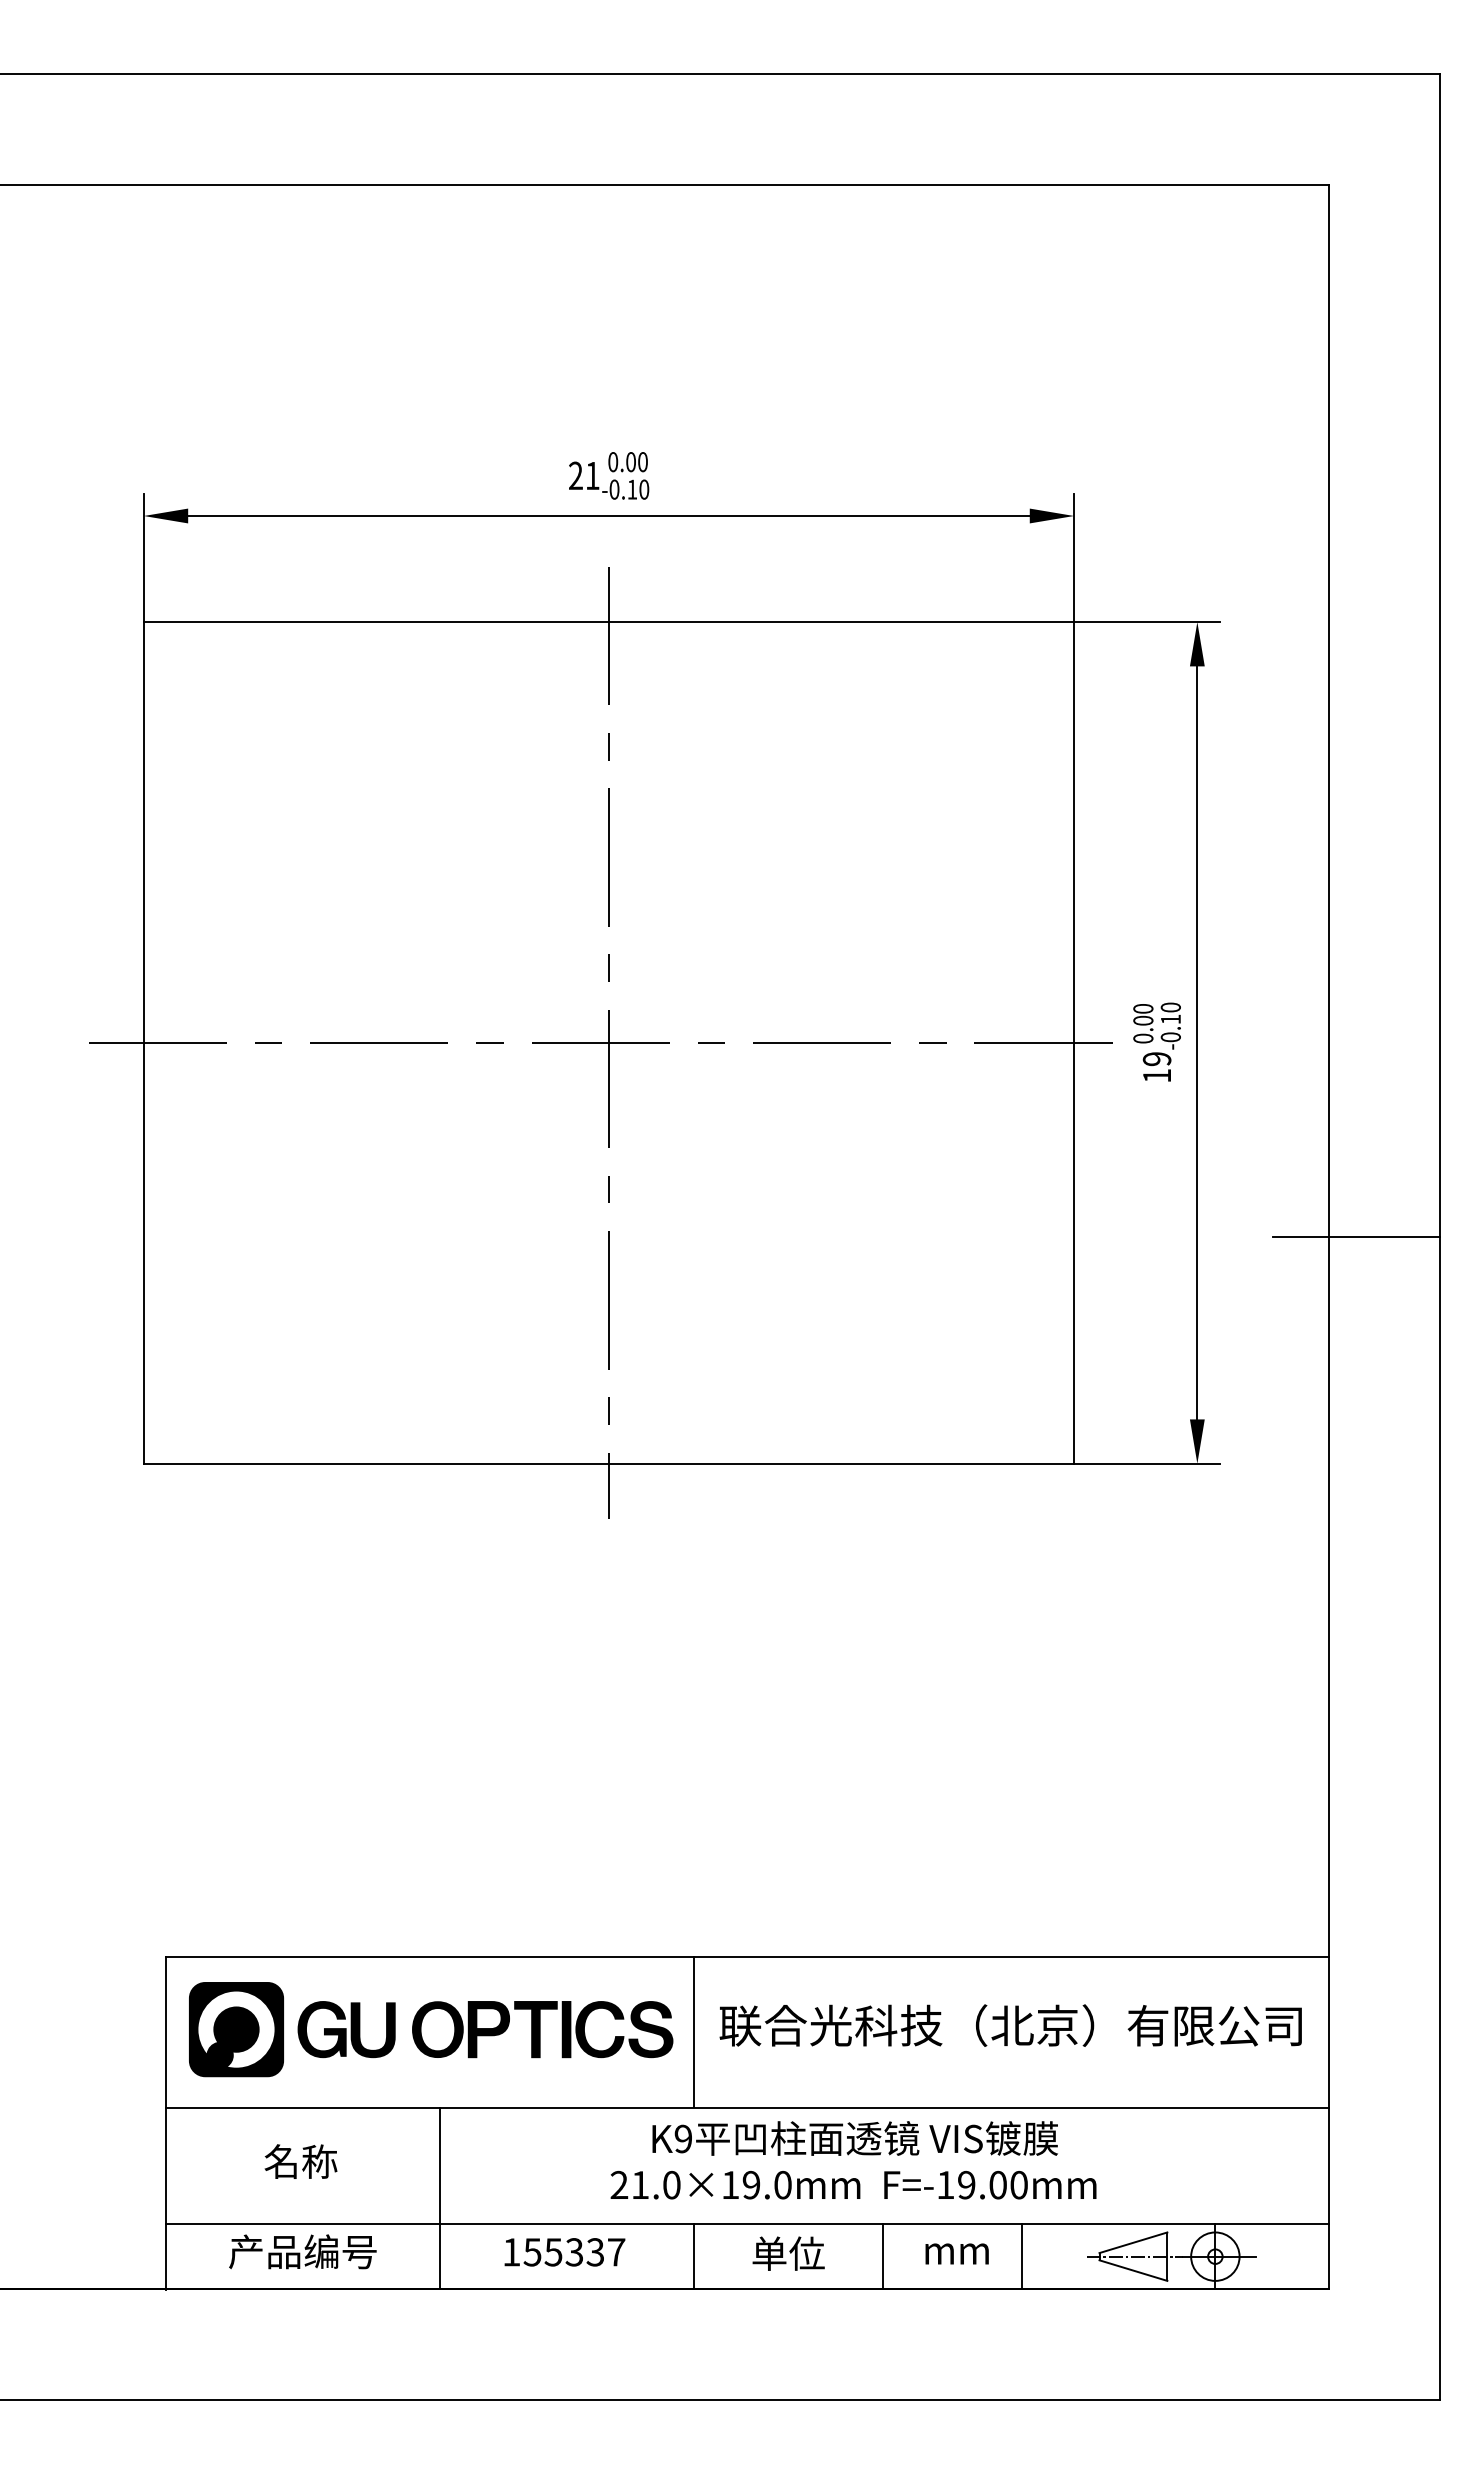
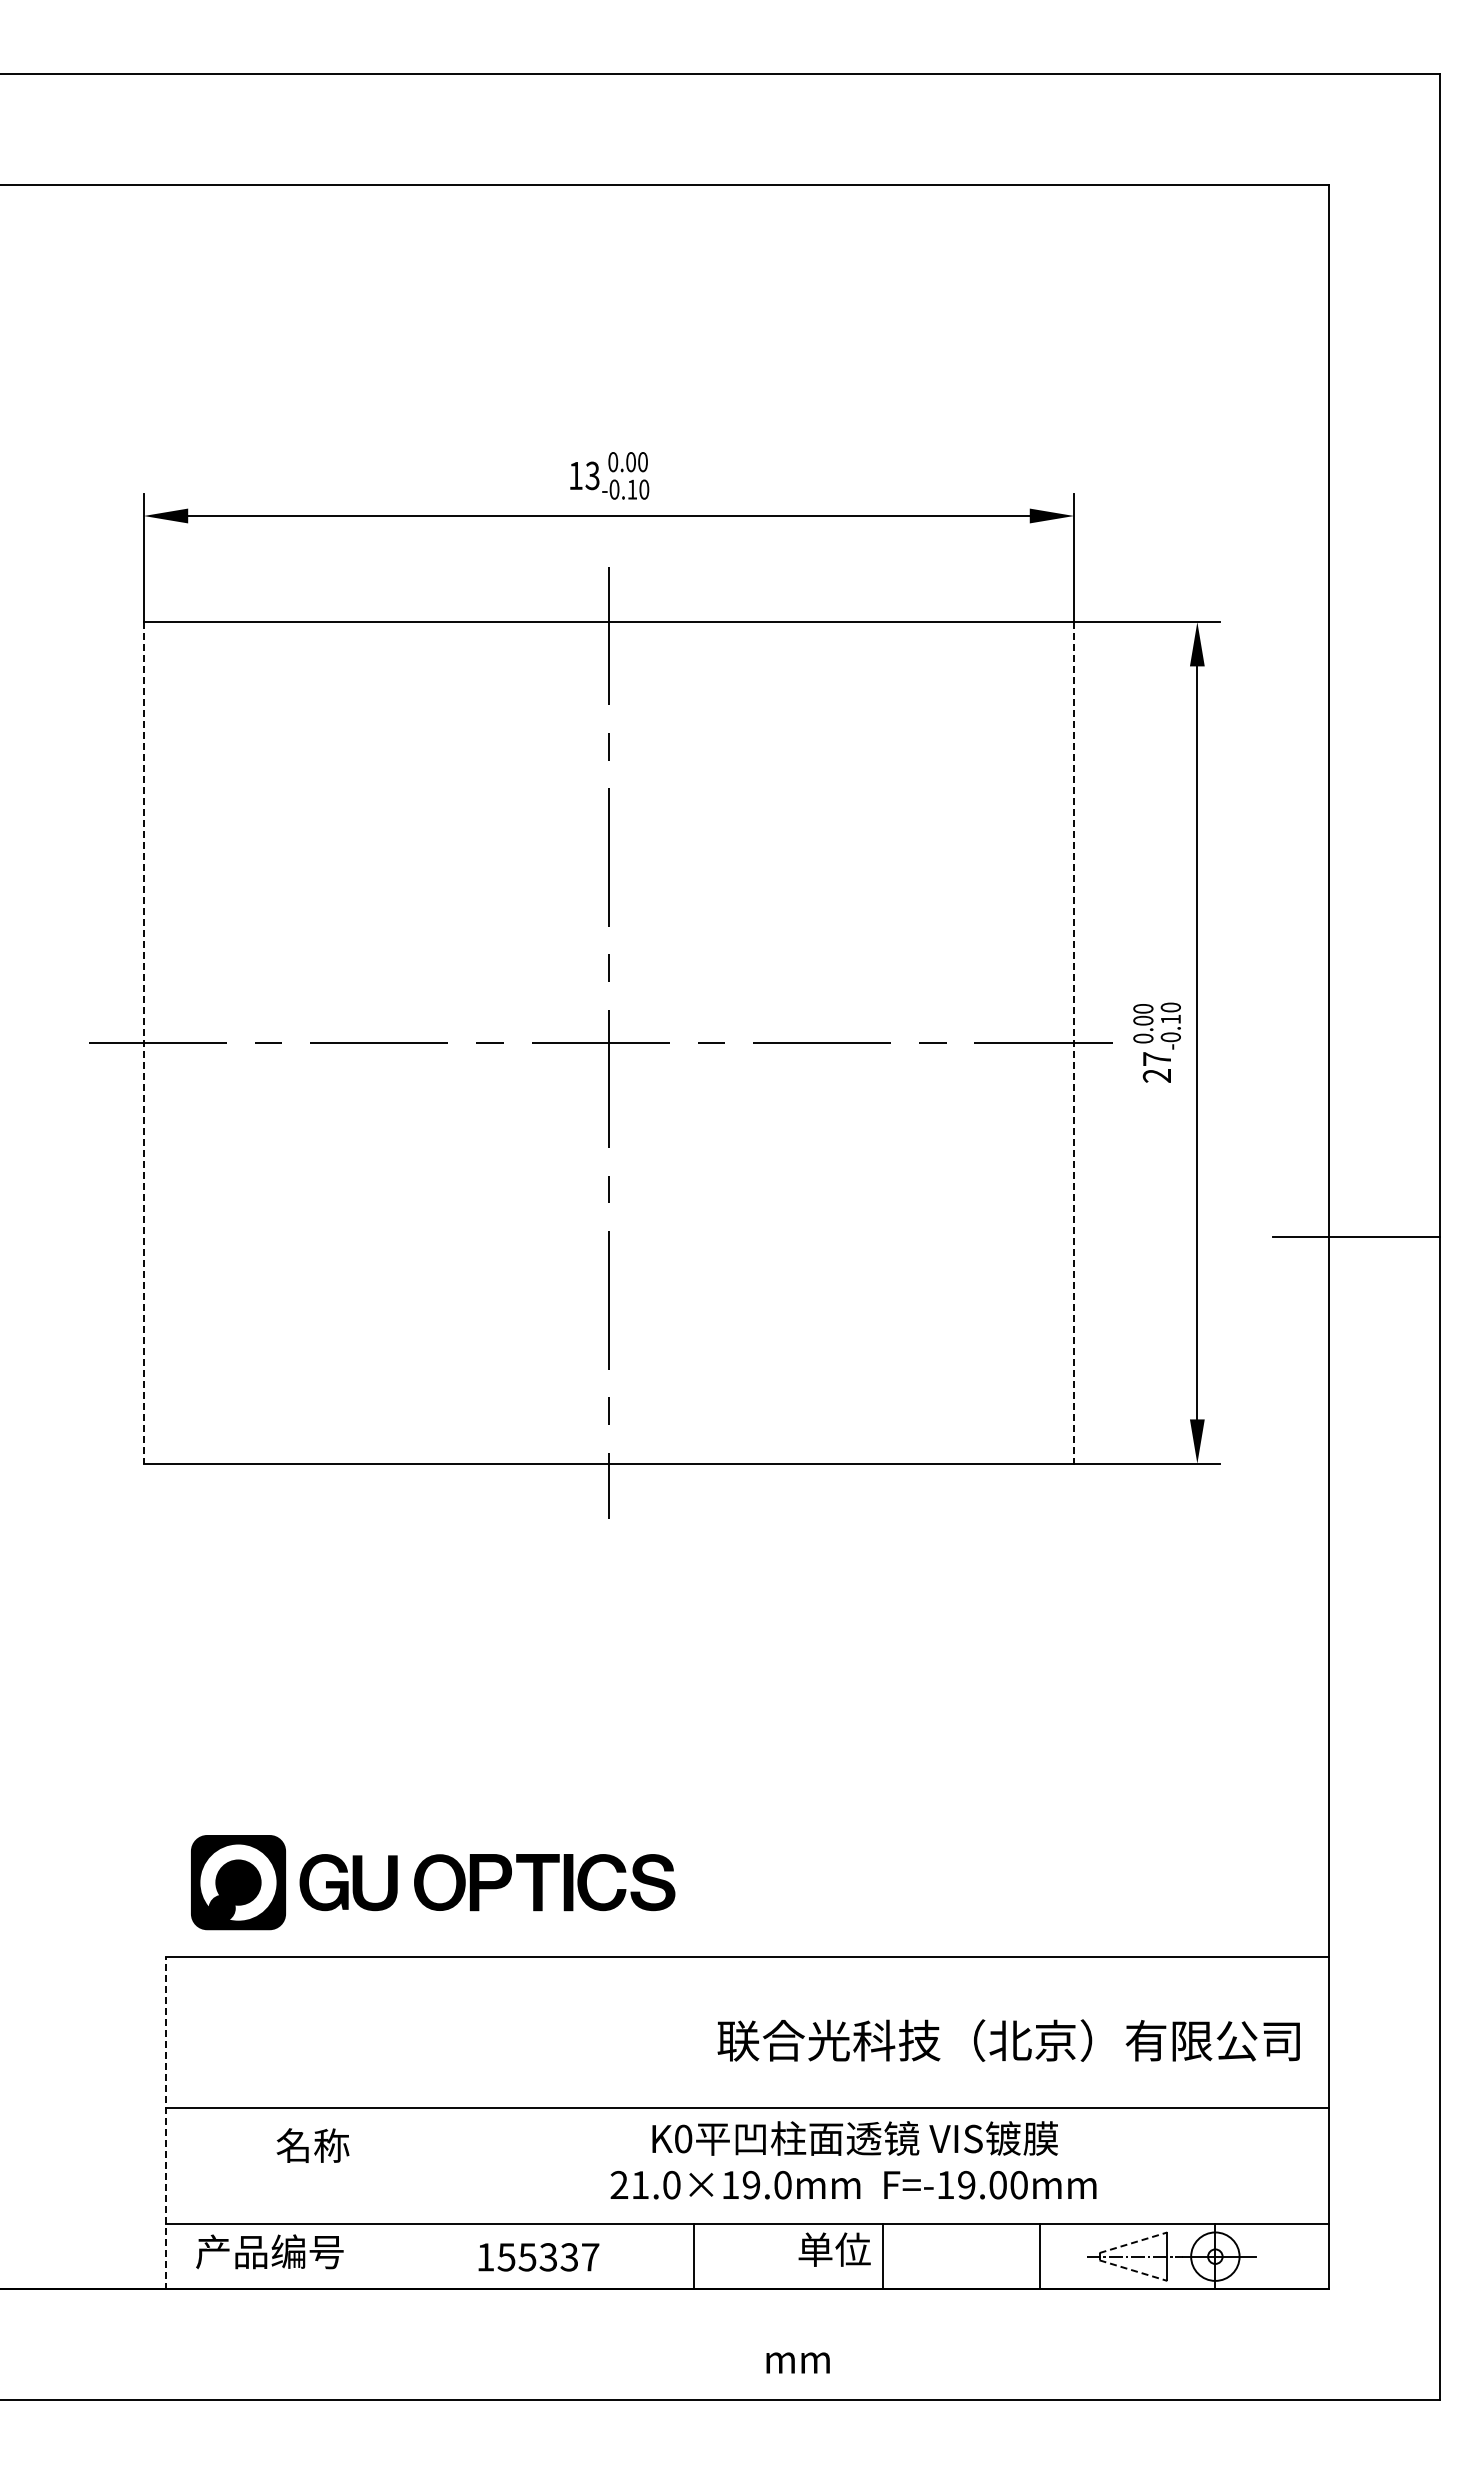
text: 21 -> 13 (584, 475)
line: solid -> dashed (143, 1042)
line: solid -> dashed (1074, 1042)
text: 19 -> 27 (1156, 1067)
text position: (1010, 2025) -> (1008, 2040) (1008, 2040)
part position: (431, 2029) -> (433, 1882) (433, 1882)
line: present -> none (693, 2031)
line: solid -> dashed (166, 2123)
text: K9 -> K0 (683, 2138)
text position: (300, 2161) -> (312, 2145) (312, 2145)
line: present -> none (440, 2198)
line: solid -> dashed (1133, 2242)
text position: (302, 2251) -> (269, 2251) (269, 2251)
text position: (564, 2252) -> (538, 2257) (538, 2257)
text position: (788, 2253) -> (834, 2249) (834, 2249)
text position: (956, 2253) -> (797, 2362) (797, 2362)
line position: (1022, 2256) -> (1040, 2256) (1040, 2256)
line: solid -> dashed (1133, 2270)
